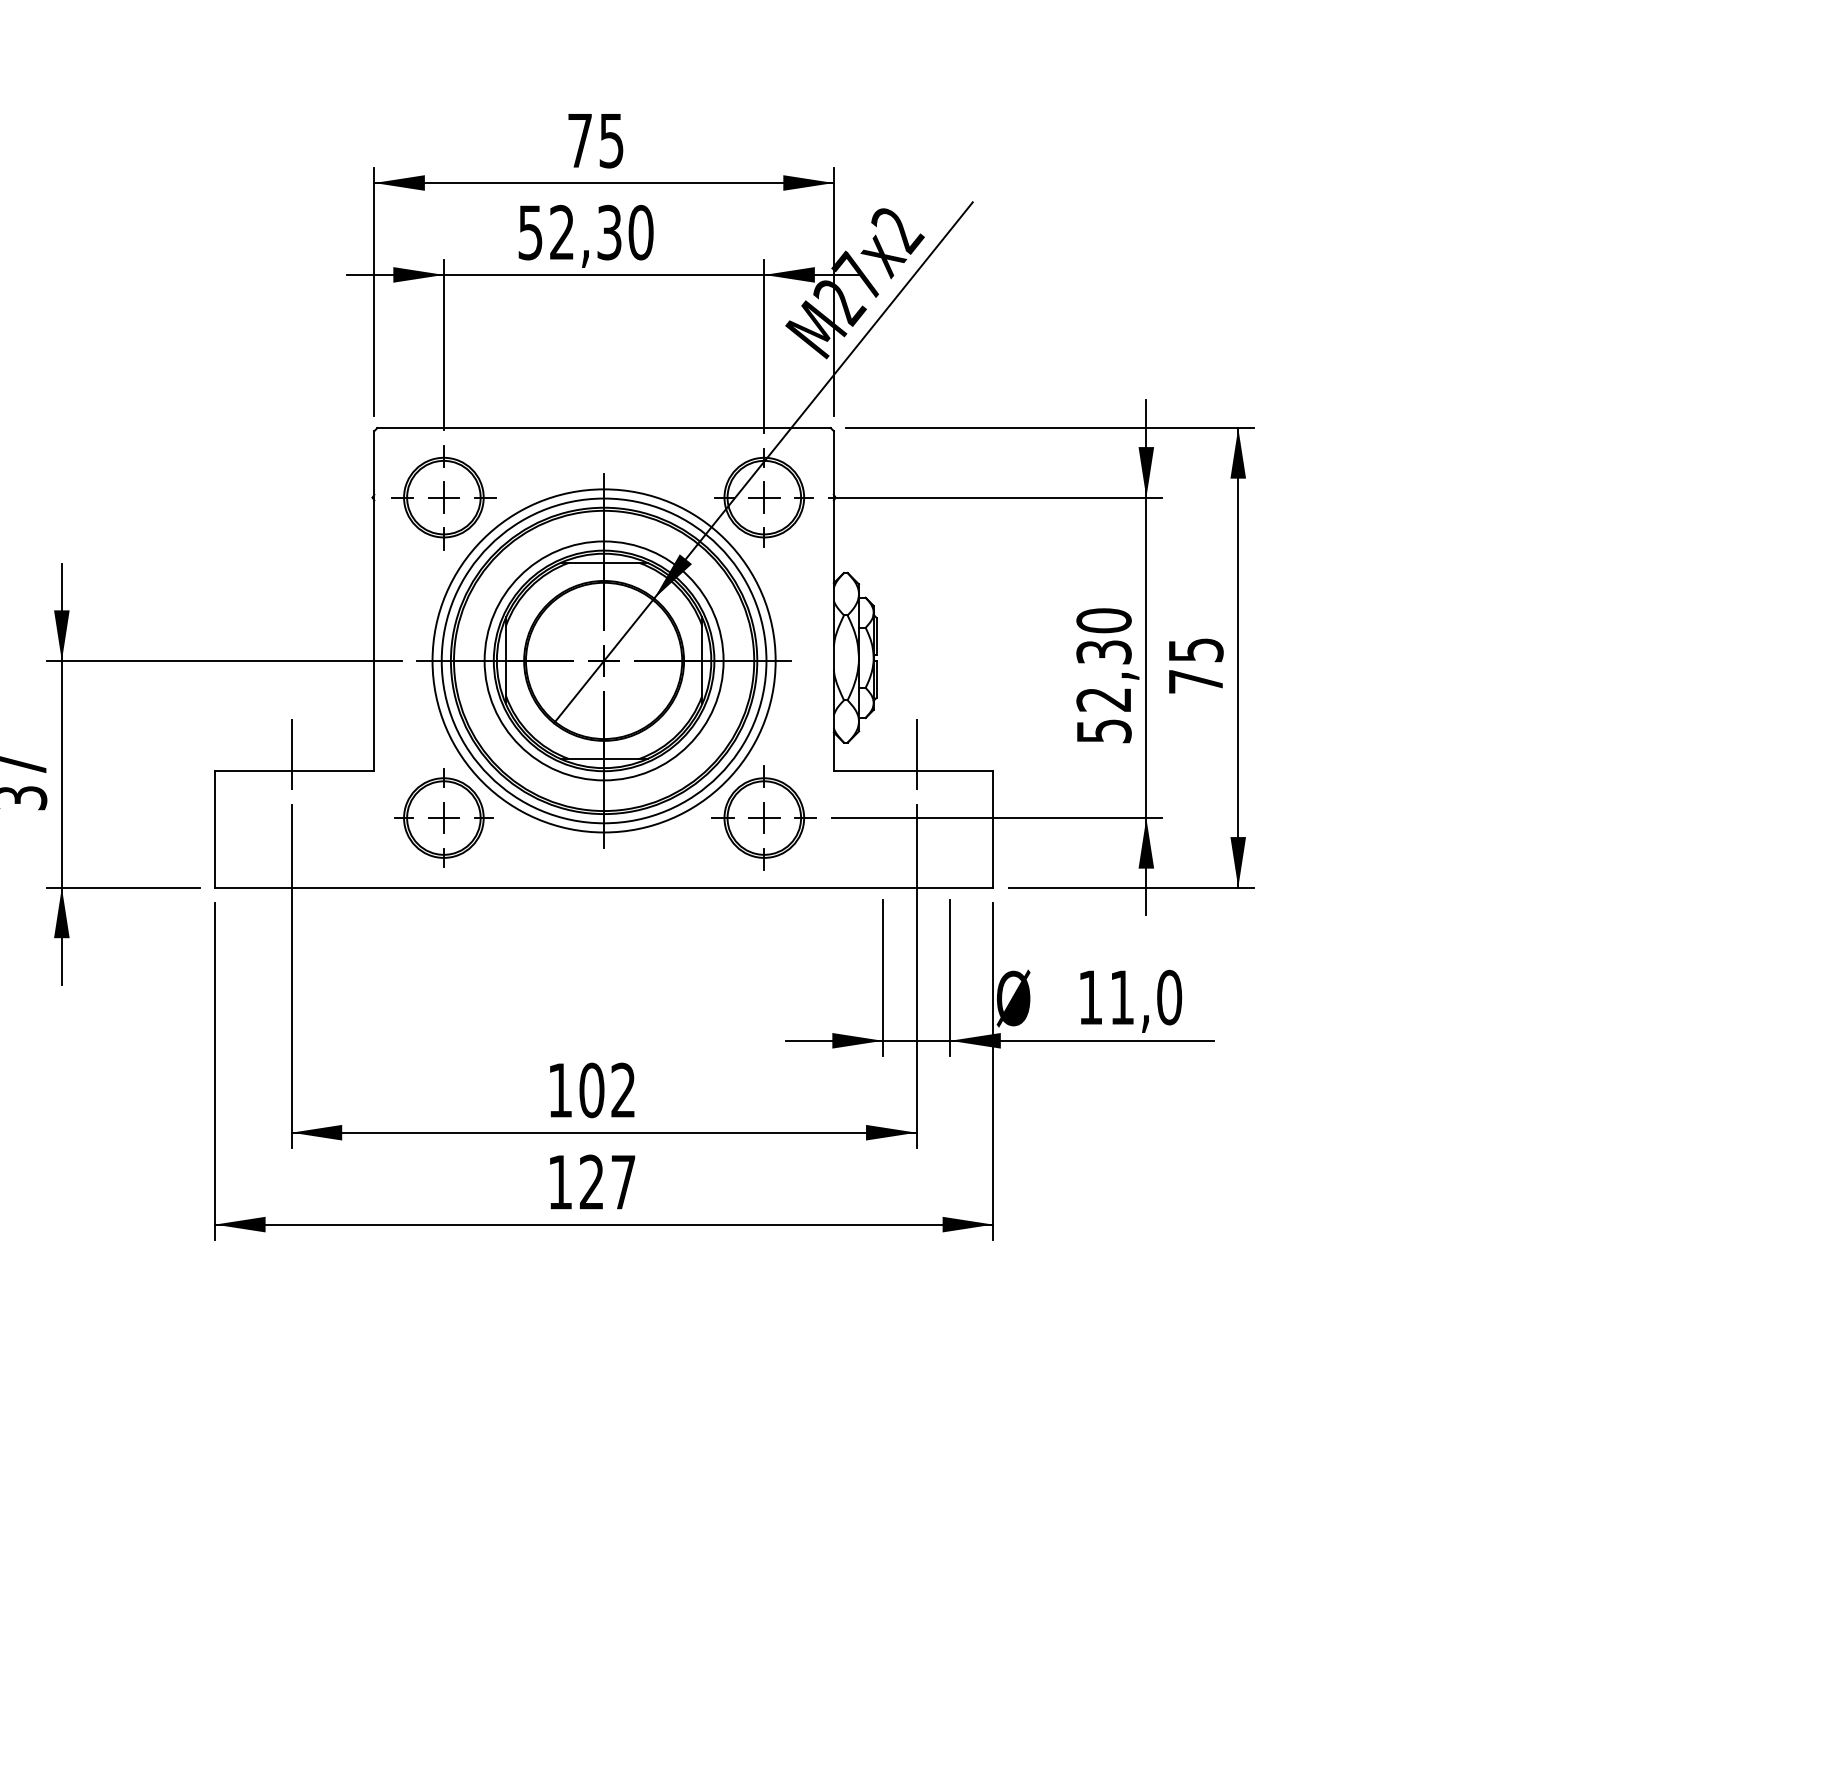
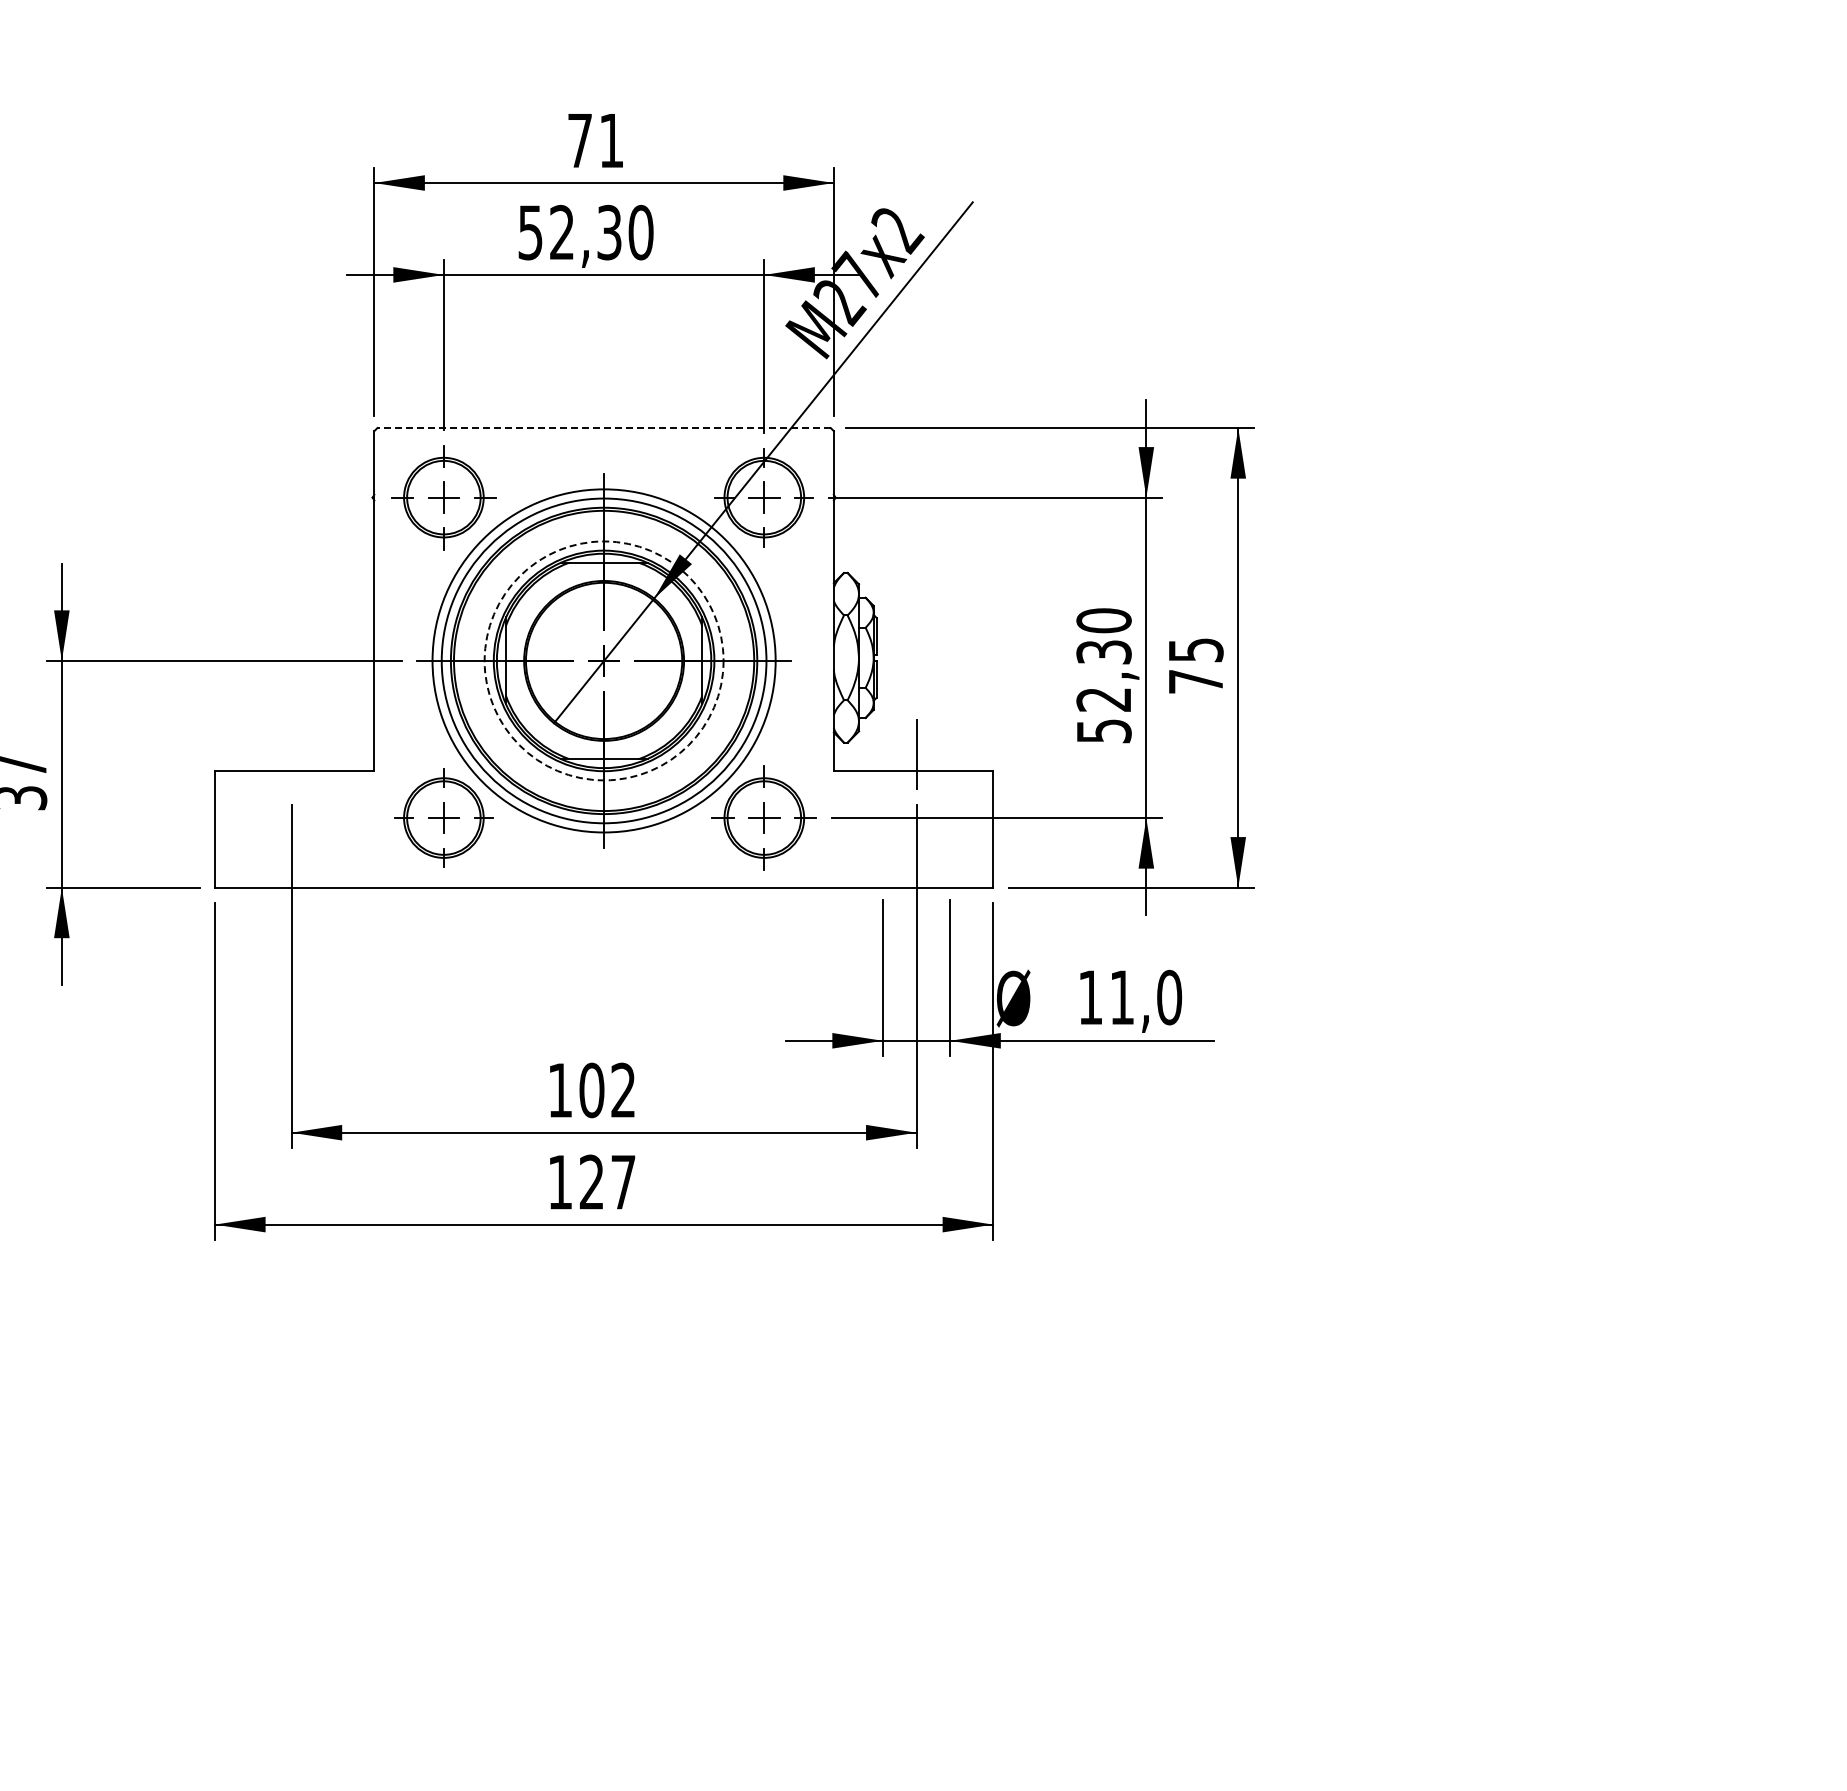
text: 75 -> 71 (611, 141)
line: solid -> dashed (604, 428)
circle: solid -> dashed (603, 660)
line: present -> none (291, 754)
